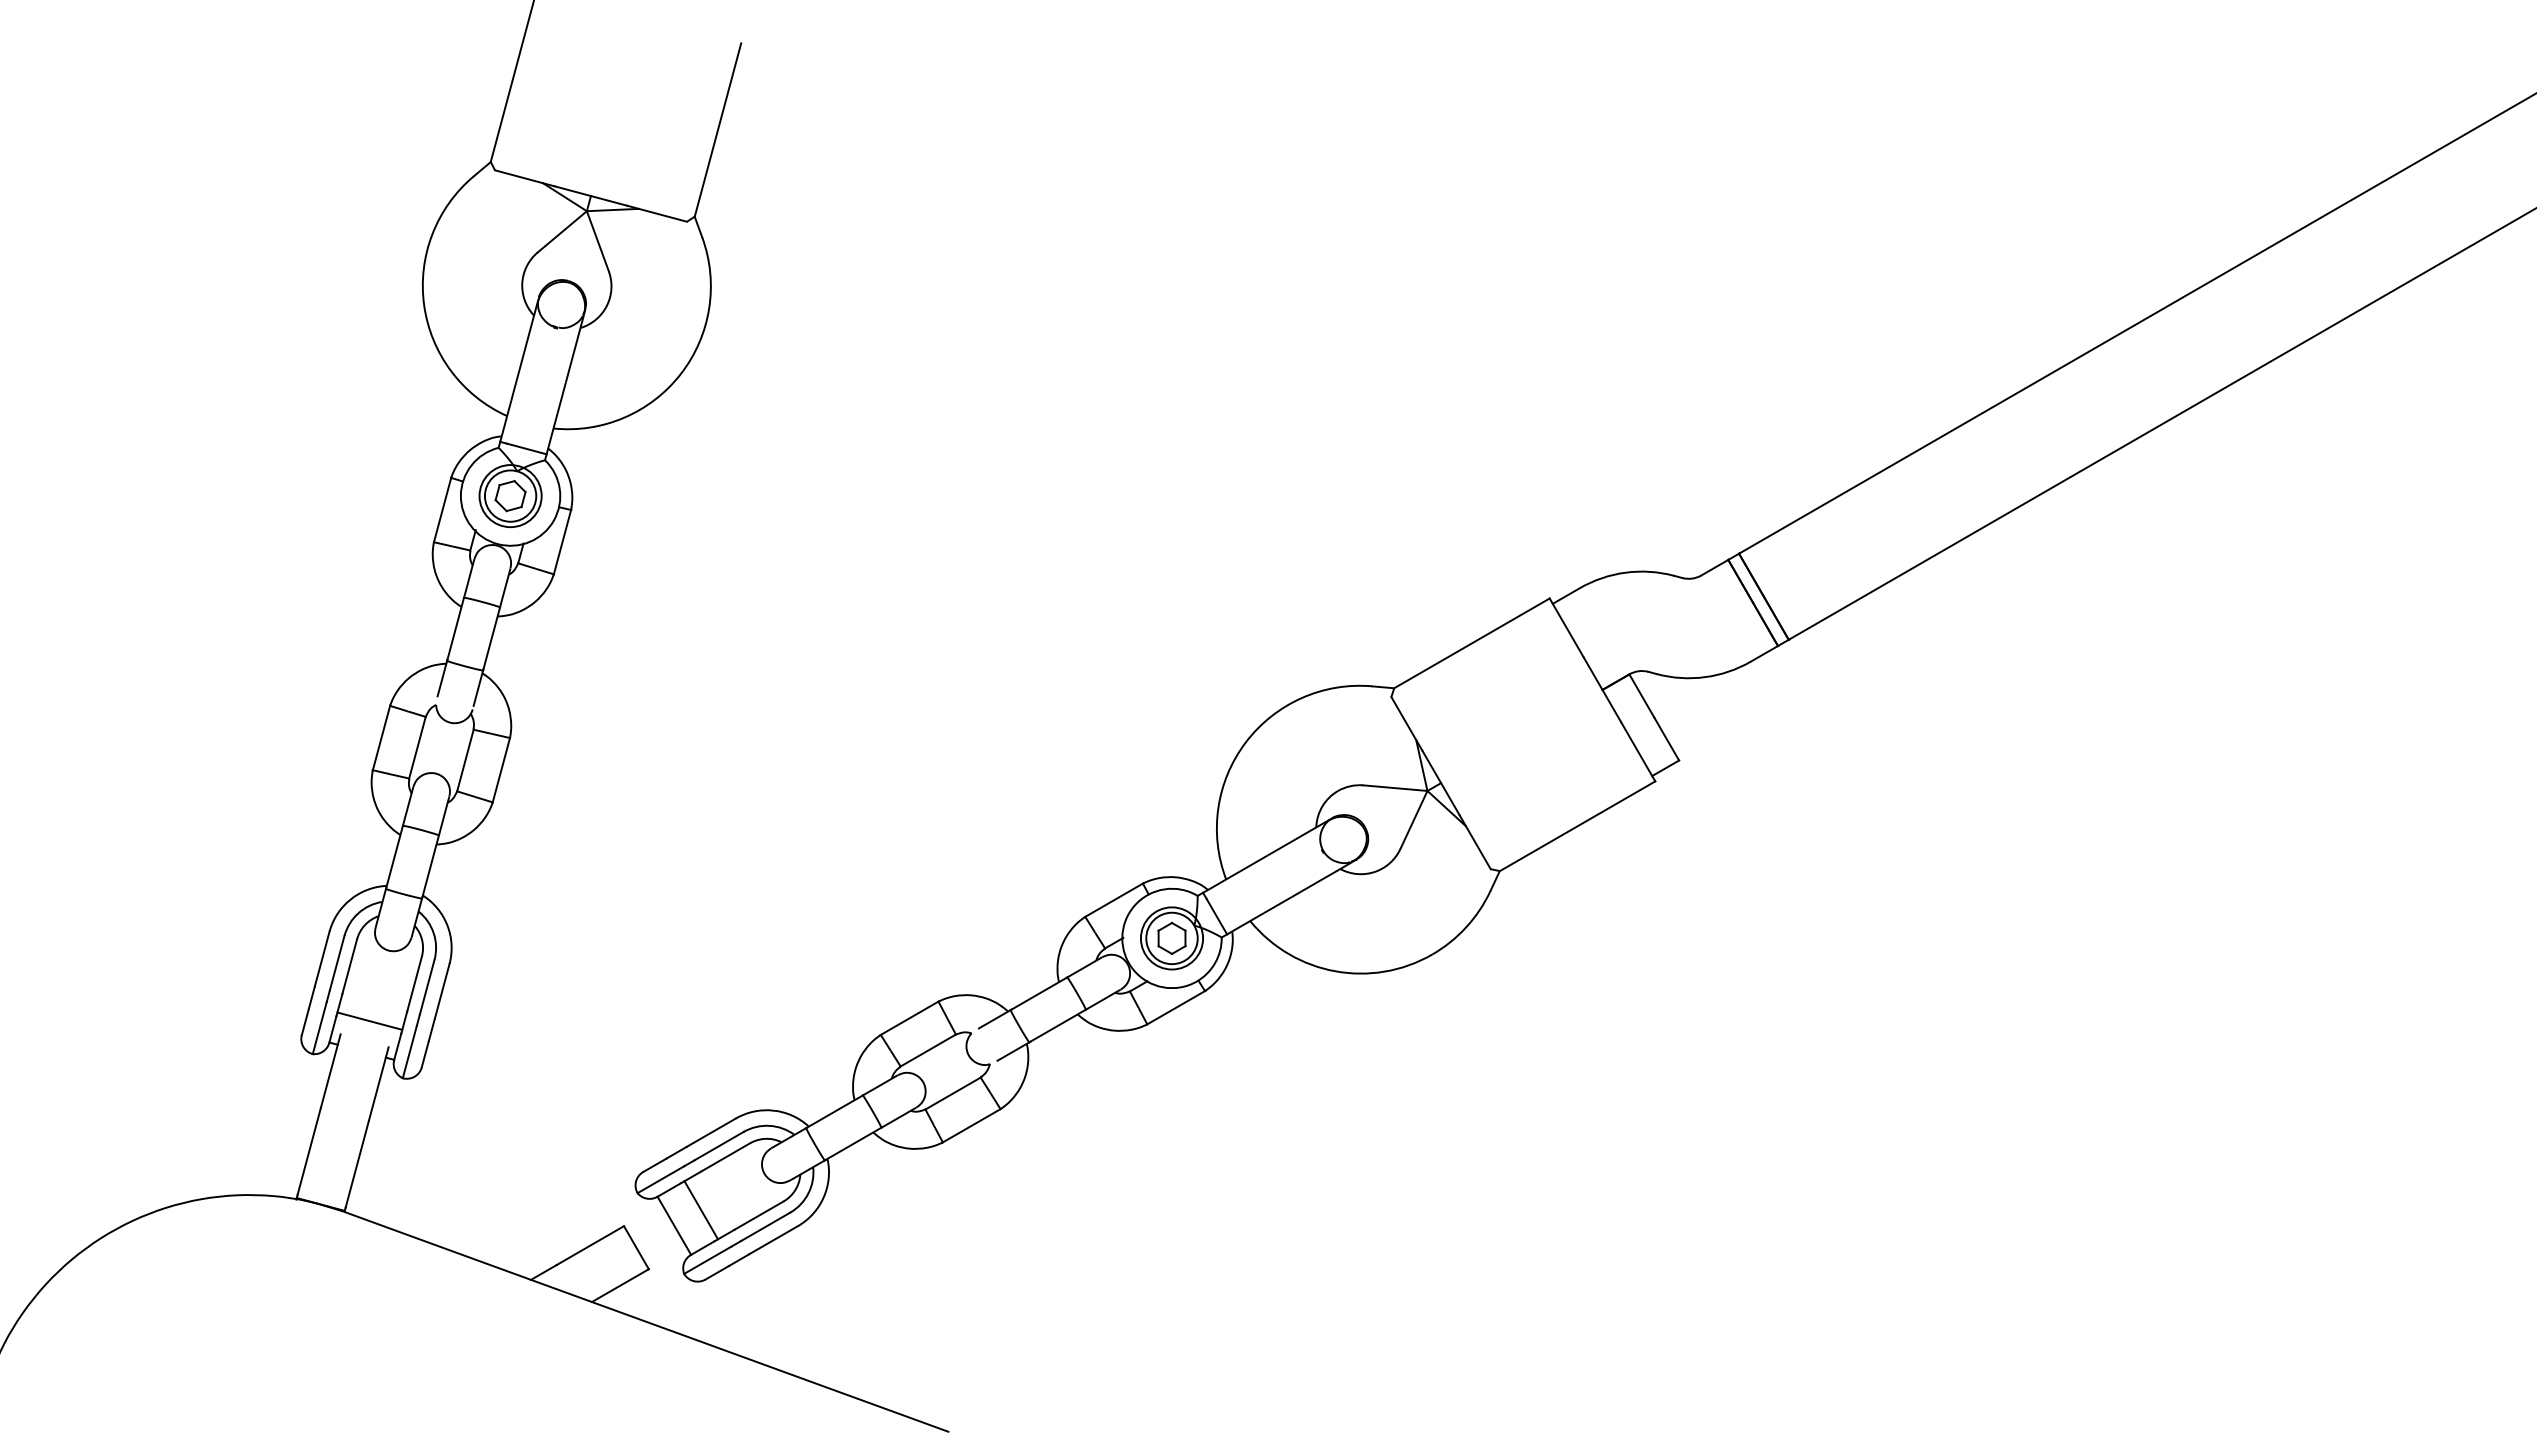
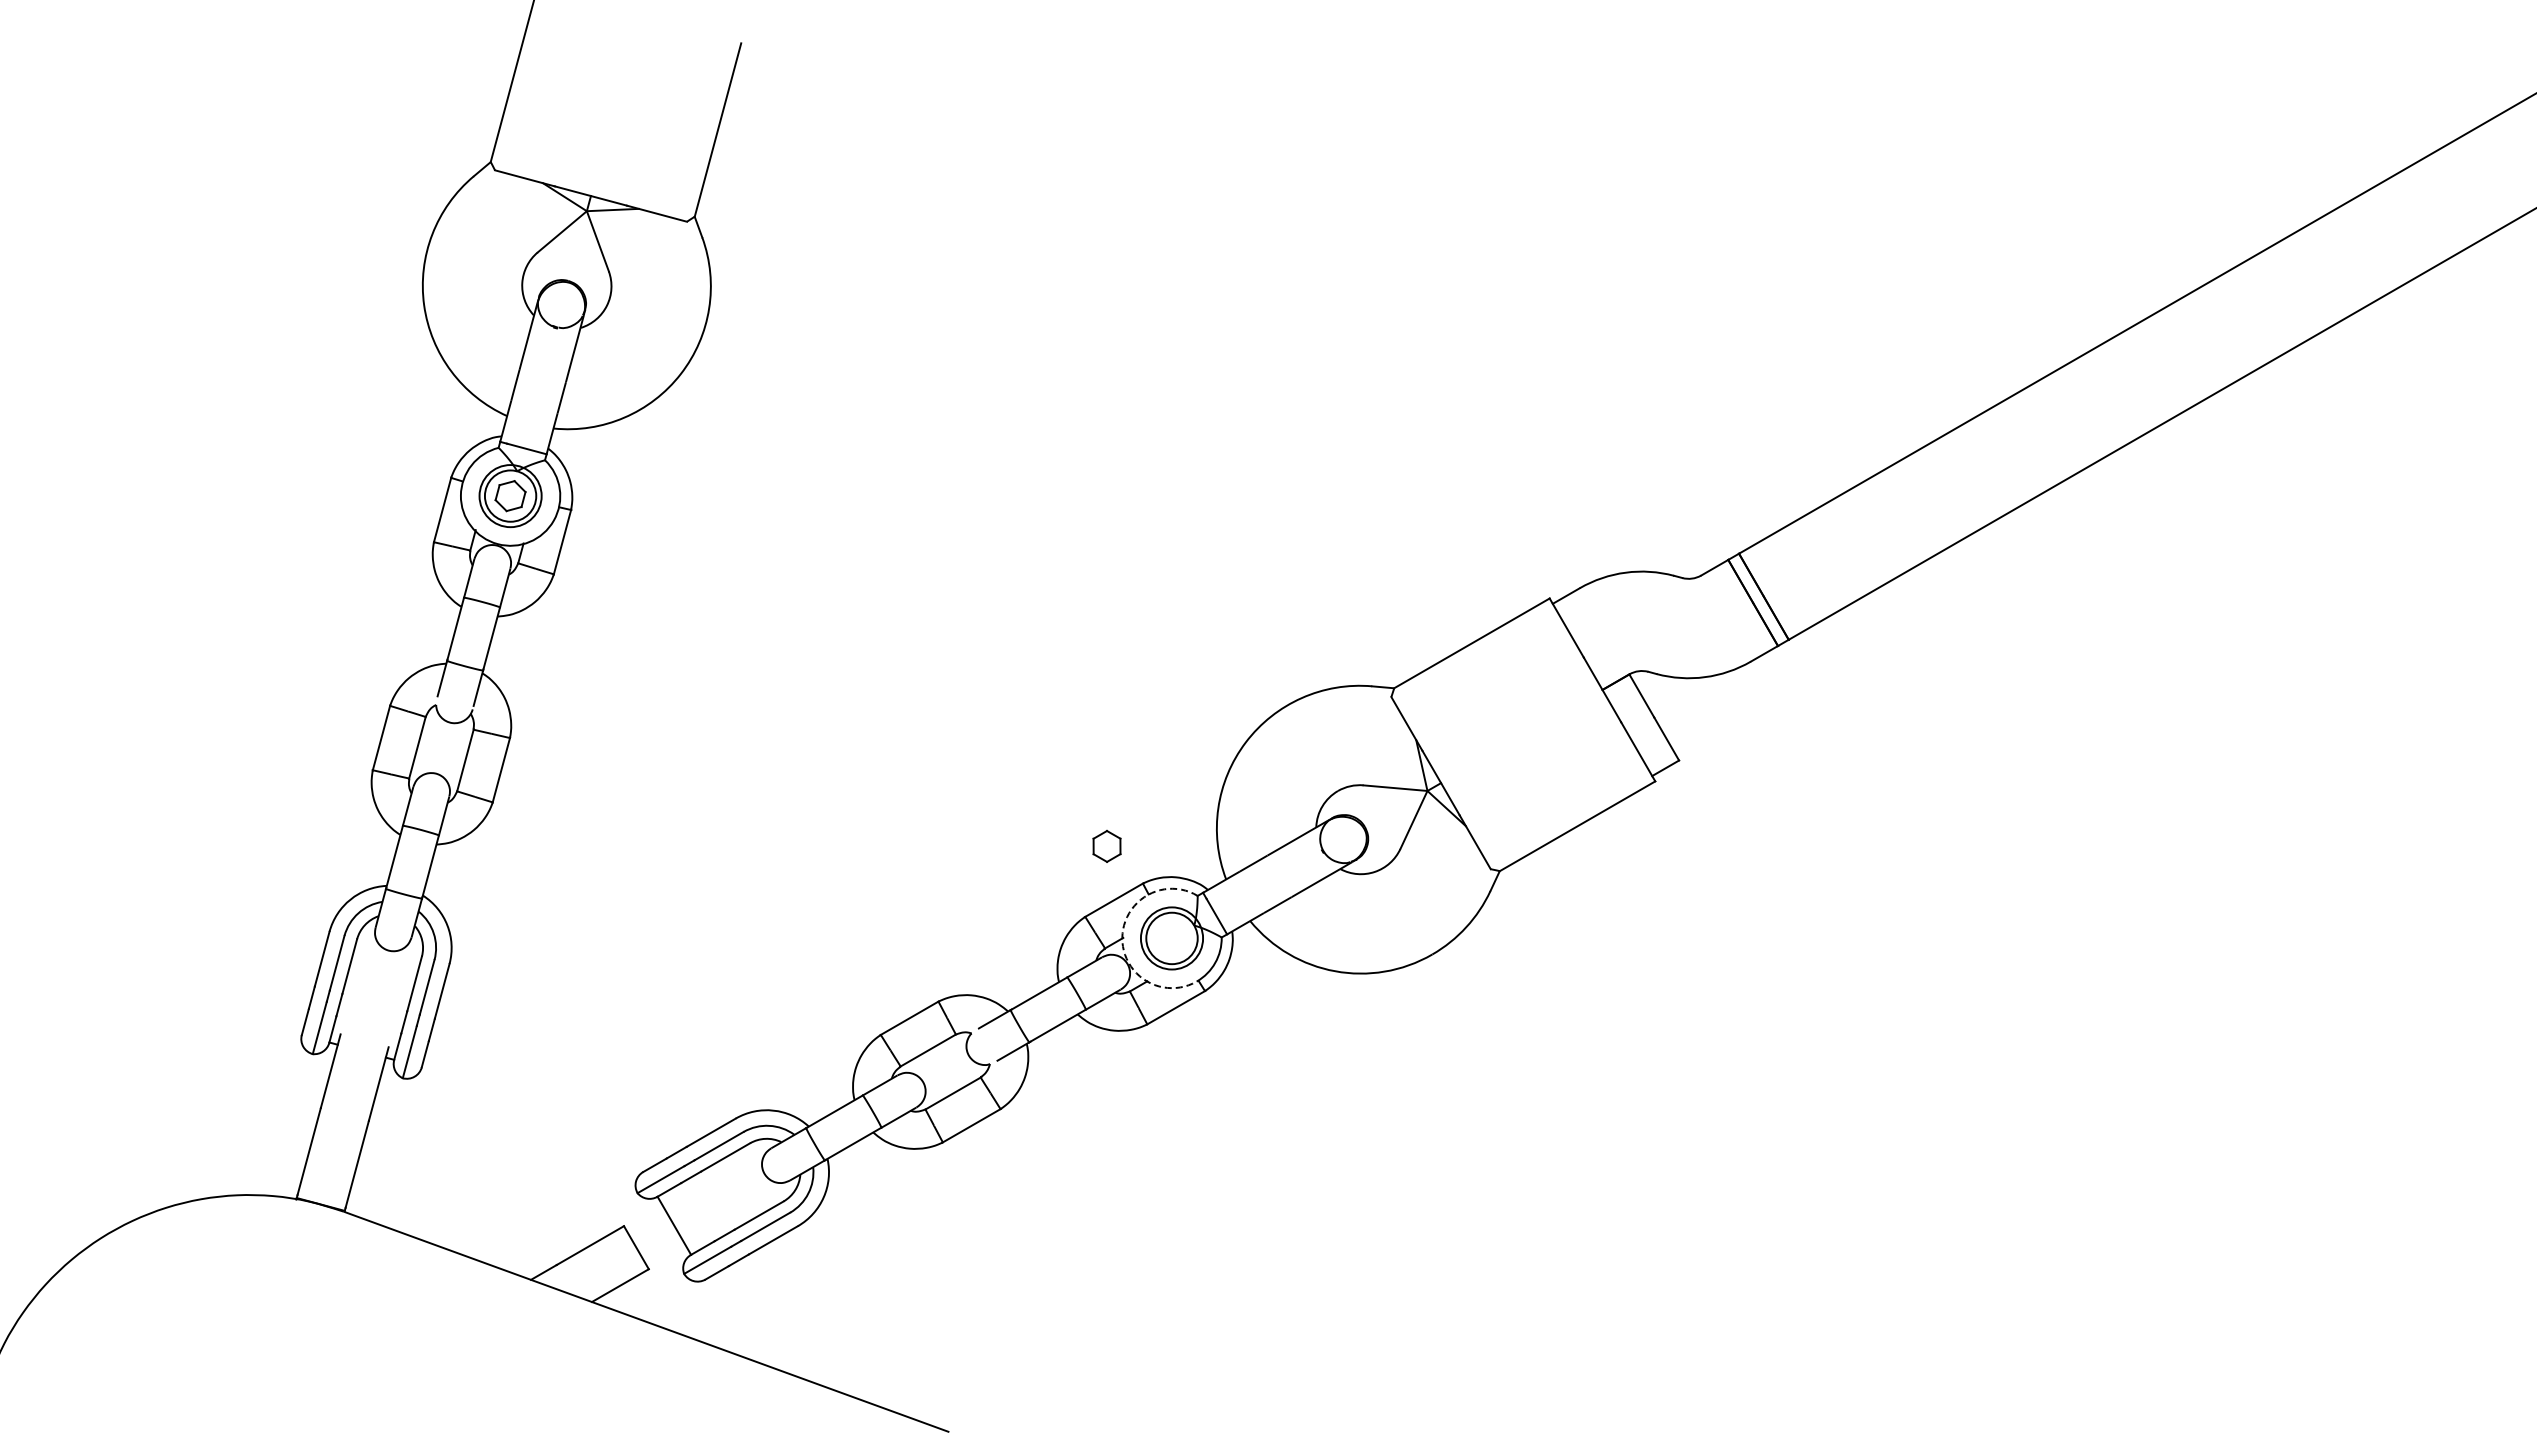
arc: solid -> dashed (1122, 937)
part position: (1171, 937) -> (1106, 845) (1106, 845)
line: present -> none (369, 1020)
line: present -> none (701, 1210)
